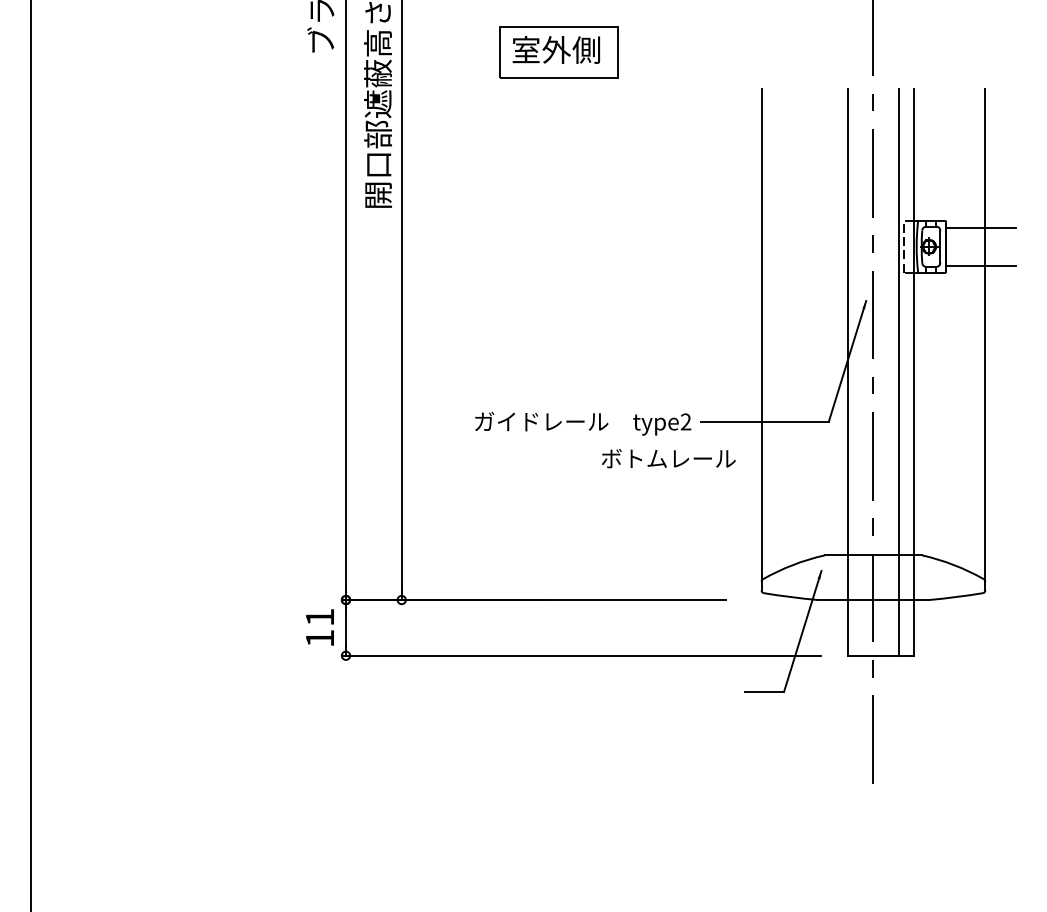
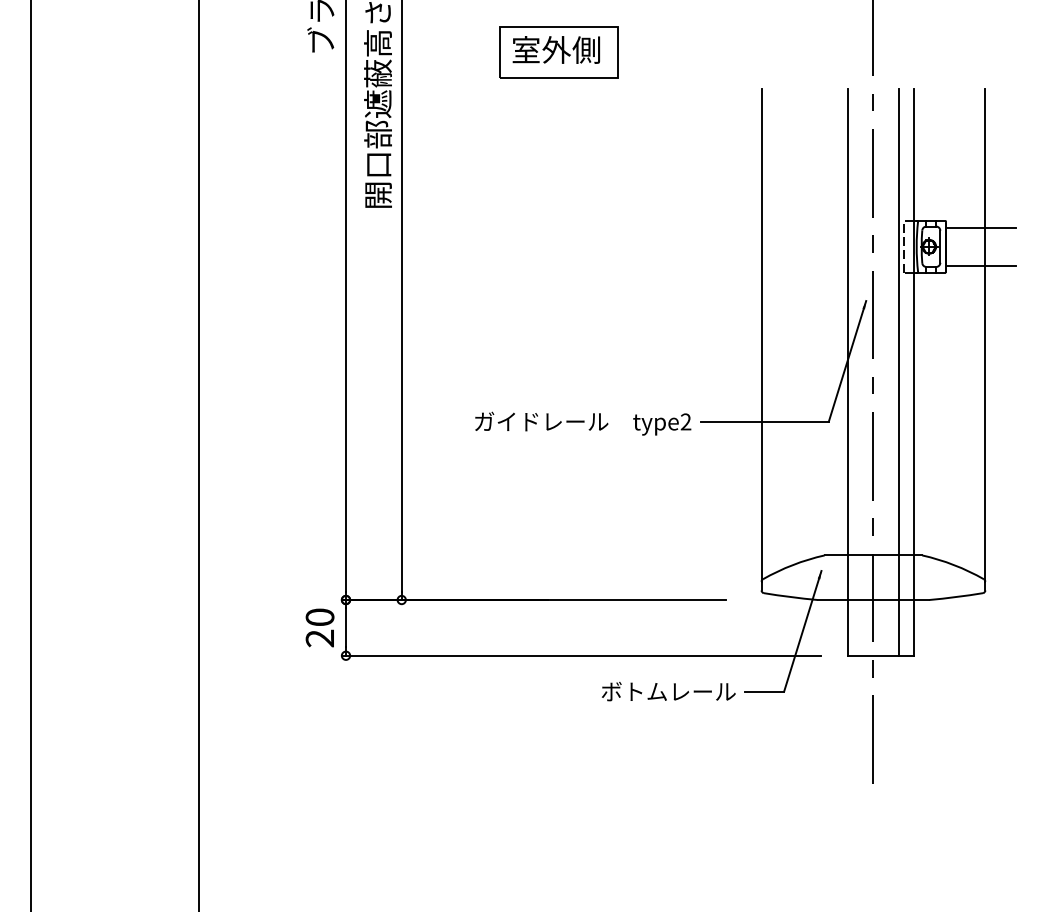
line: none -> present (198, 455)
text position: (668, 458) -> (668, 691) (668, 691)
text: 11 -> 20 (319, 627)
